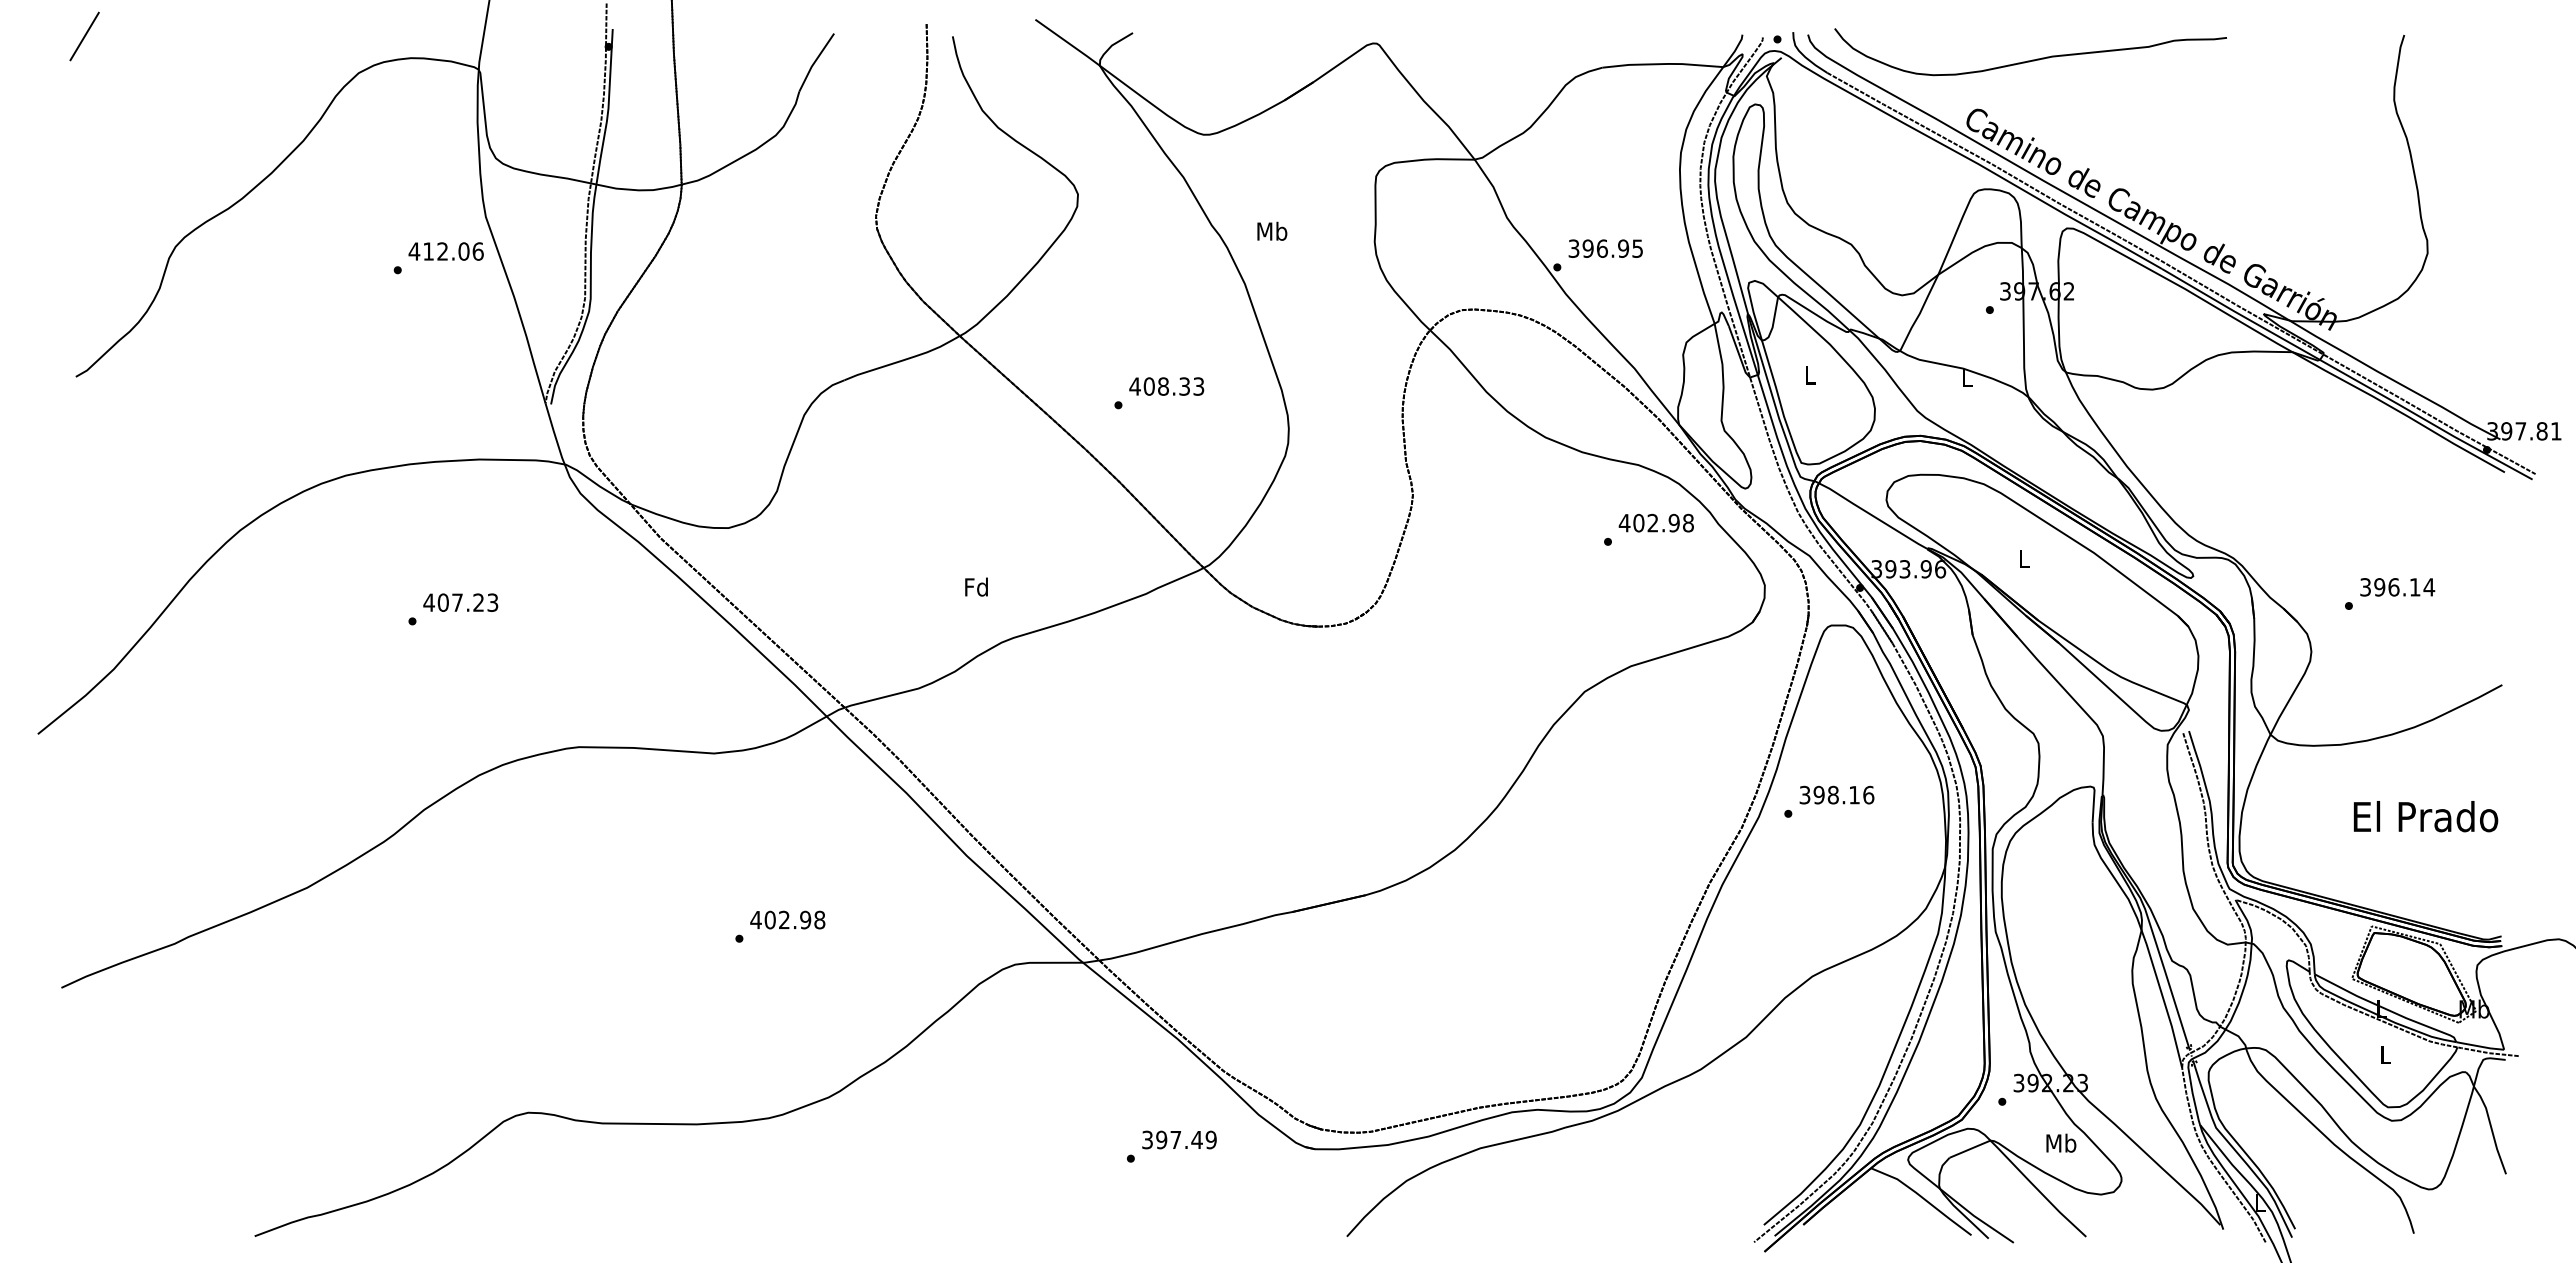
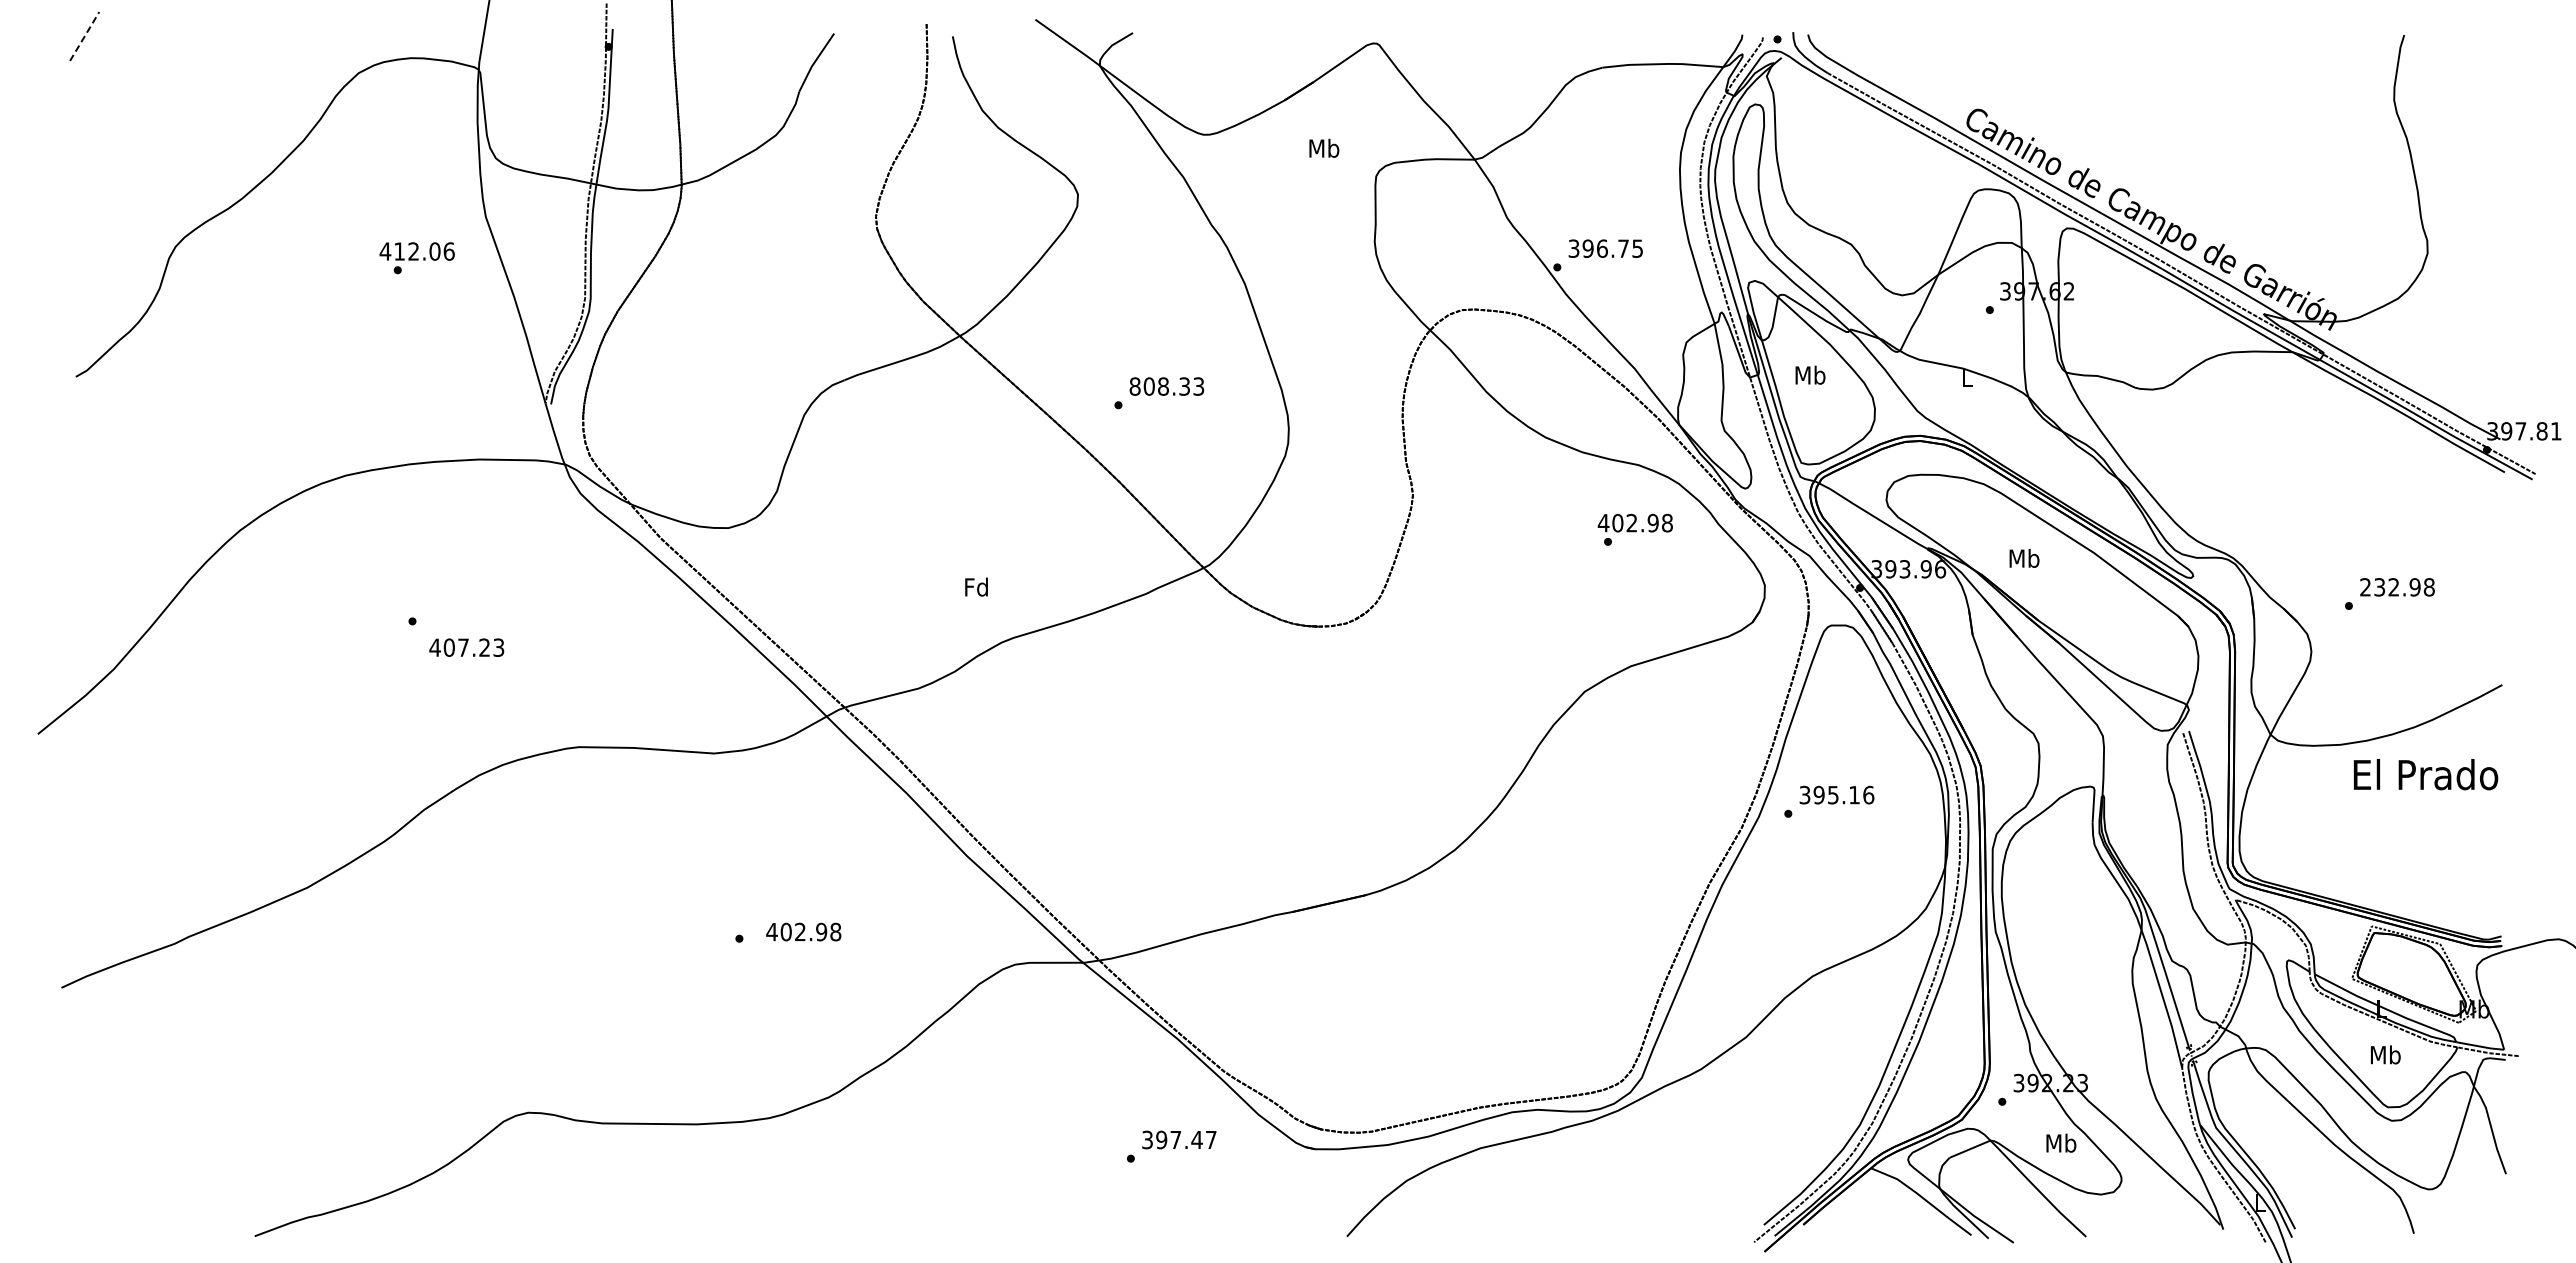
line: solid -> dashed (84, 36)
curve: present -> none (2032, 59)
text position: (1272, 230) -> (1324, 147) (1324, 147)
text: 396.95 -> 396.75 (1623, 248)
text position: (445, 251) -> (416, 251) (416, 251)
text: L -> Mb (1810, 374)
text: 408.33 -> 808.33 (1134, 386)
text position: (1655, 522) -> (1634, 522) (1634, 522)
text: L -> Mb (2024, 557)
text: 396.14 -> 232.98 (2397, 587)
text position: (460, 602) -> (466, 647) (466, 647)
text: 398.16 -> 395.16 (1832, 794)
text position: (2426, 816) -> (2426, 774) (2426, 774)
text position: (787, 919) -> (803, 931) (803, 931)
text: L -> Mb (2385, 1054)
text: 397.49 -> 397.47 (1210, 1139)
